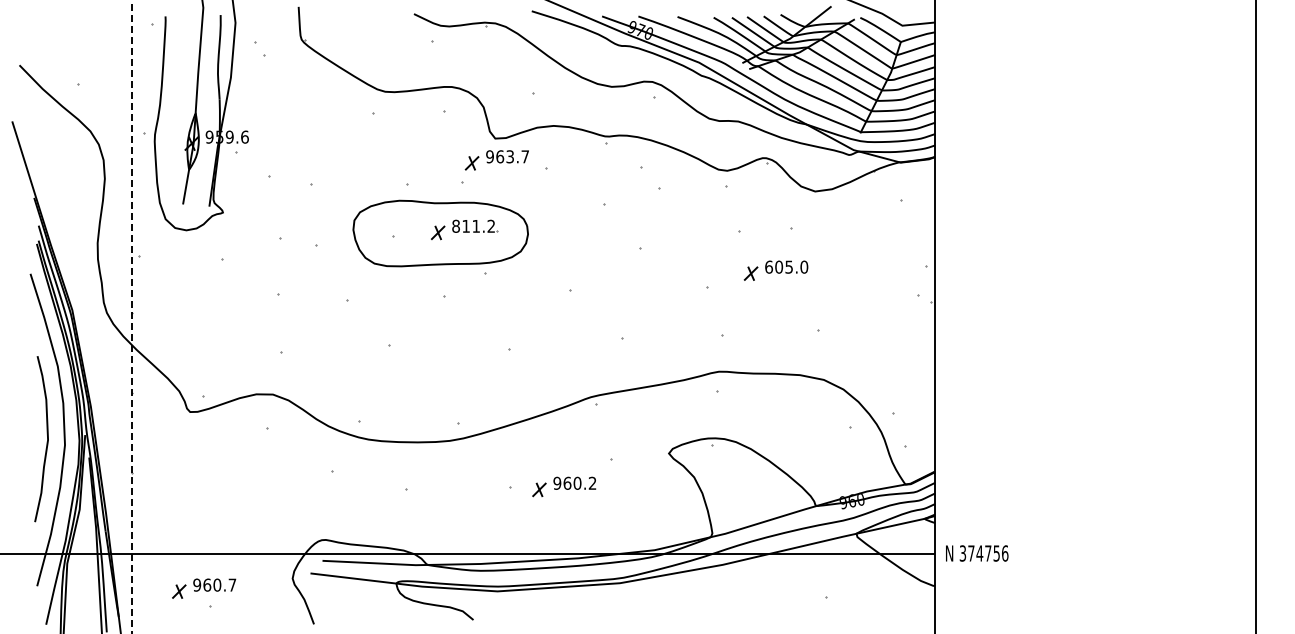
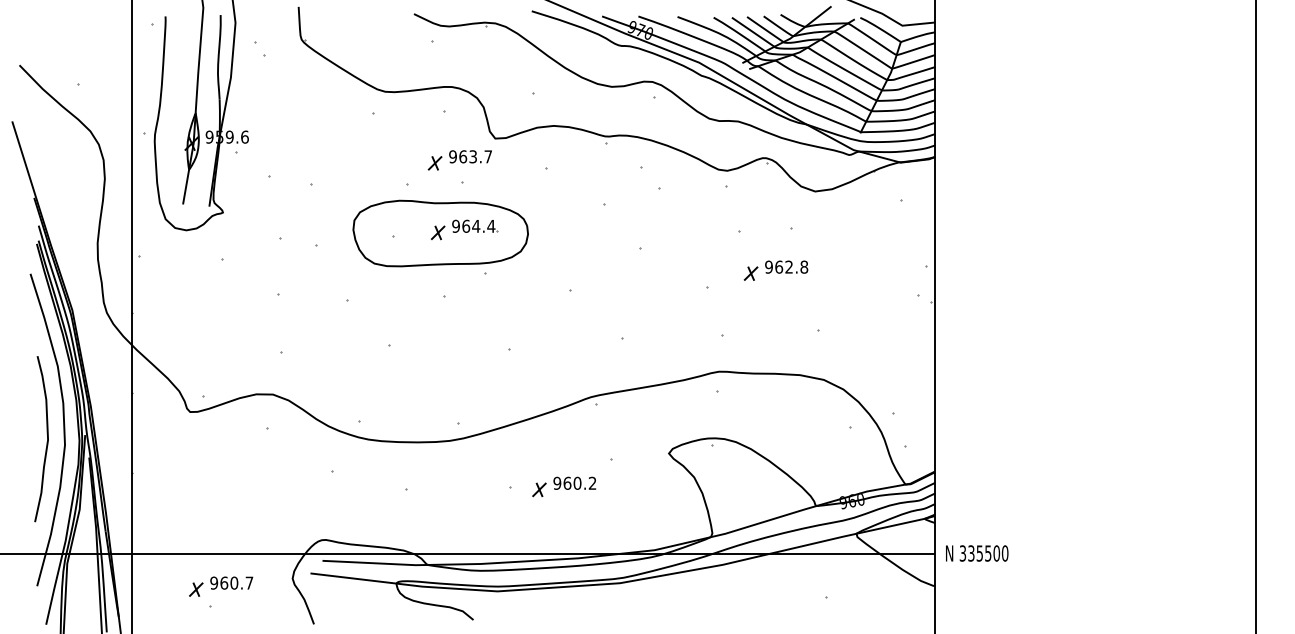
part position: (496, 160) -> (459, 160) (459, 160)
text: 811.2 -> 964.4 (473, 225)
text: 605.0 -> 962.8 (786, 266)
line: dashed -> solid (132, 317)
text: 374756 -> 335500 (988, 553)
part position: (204, 588) -> (221, 586) (221, 586)
